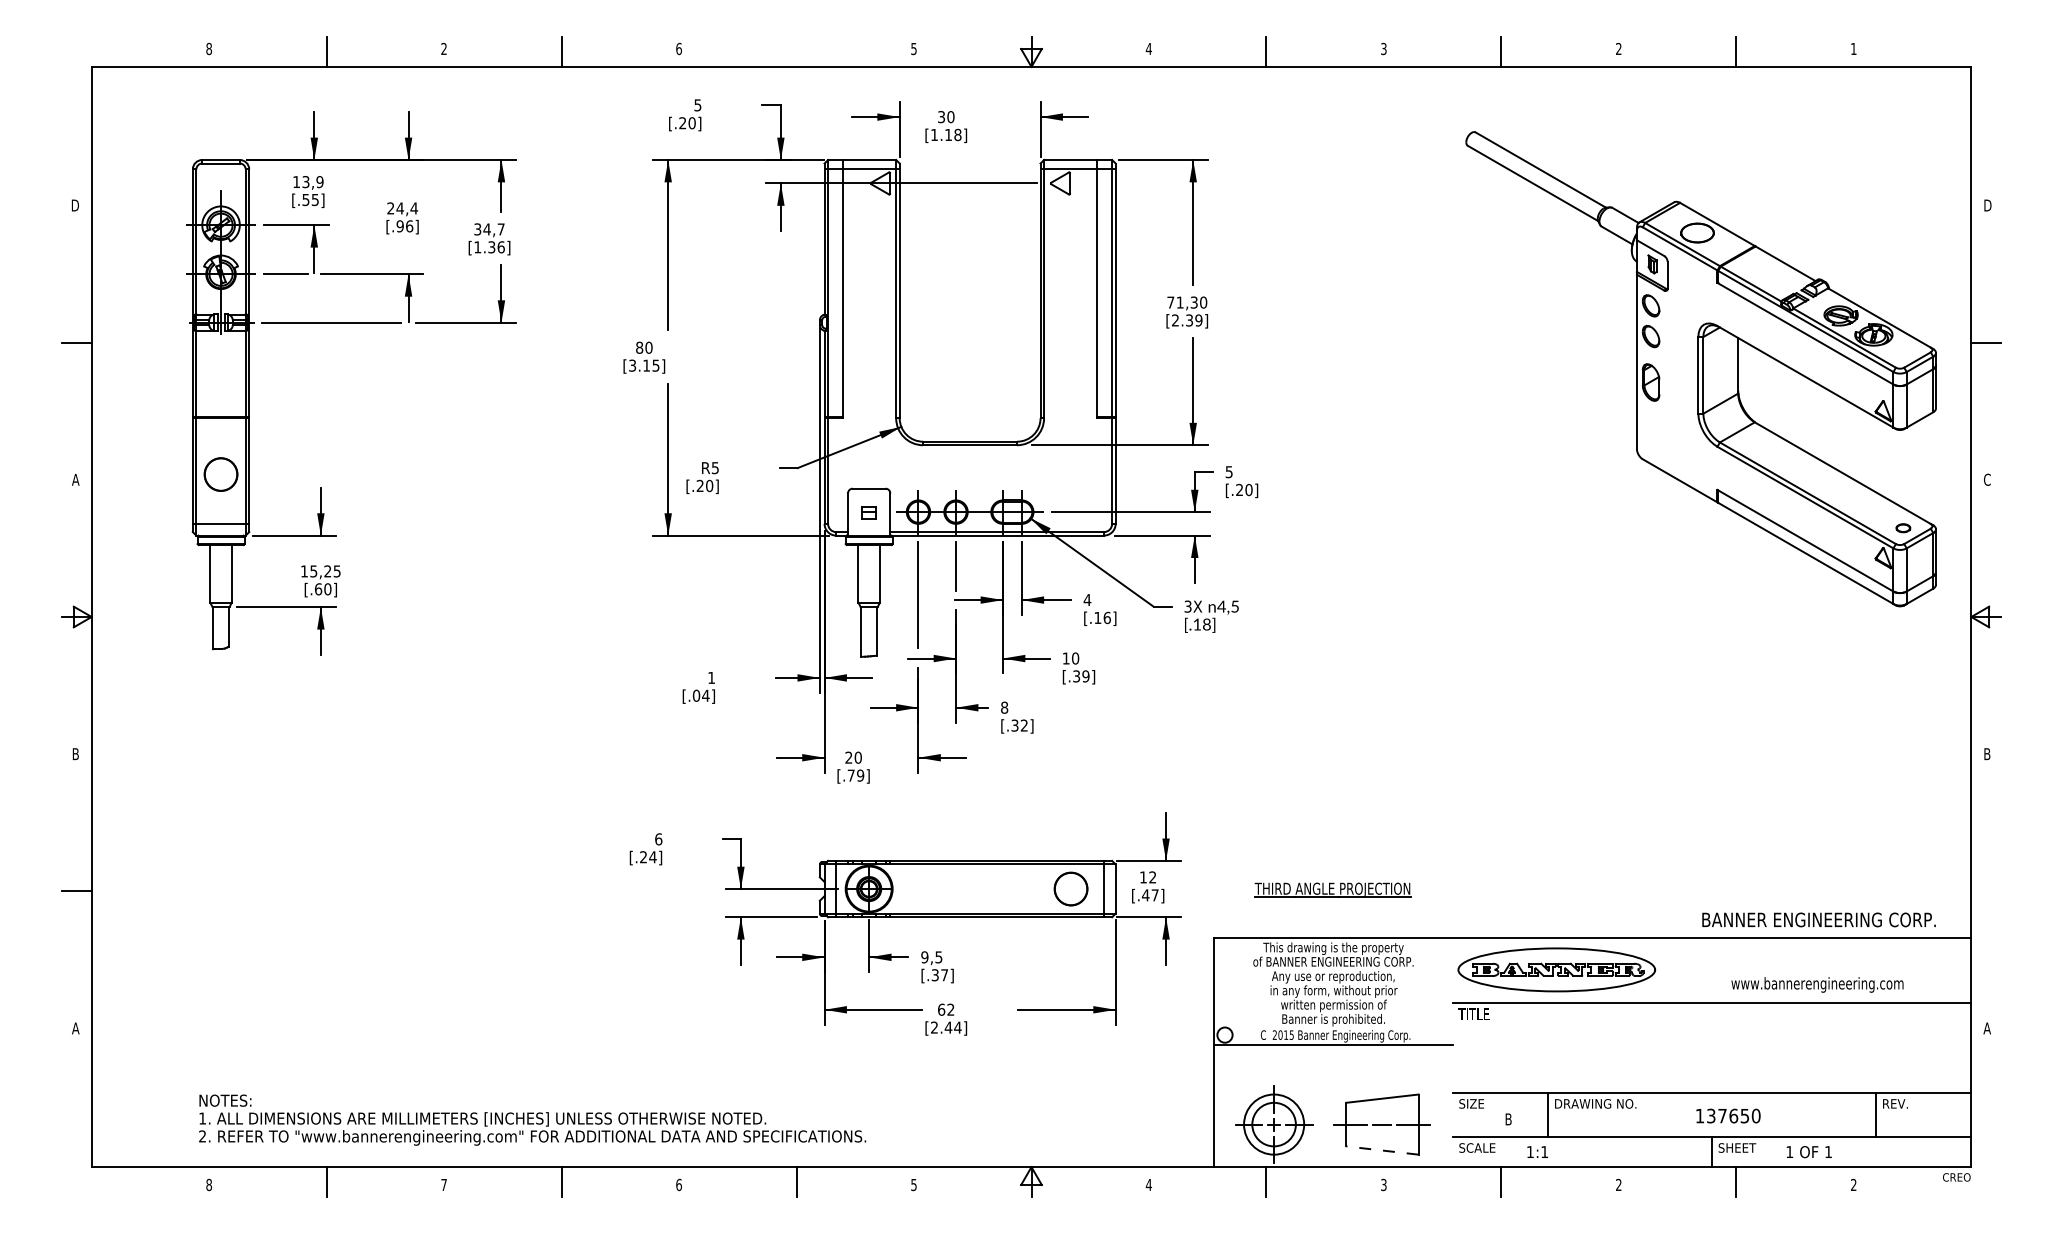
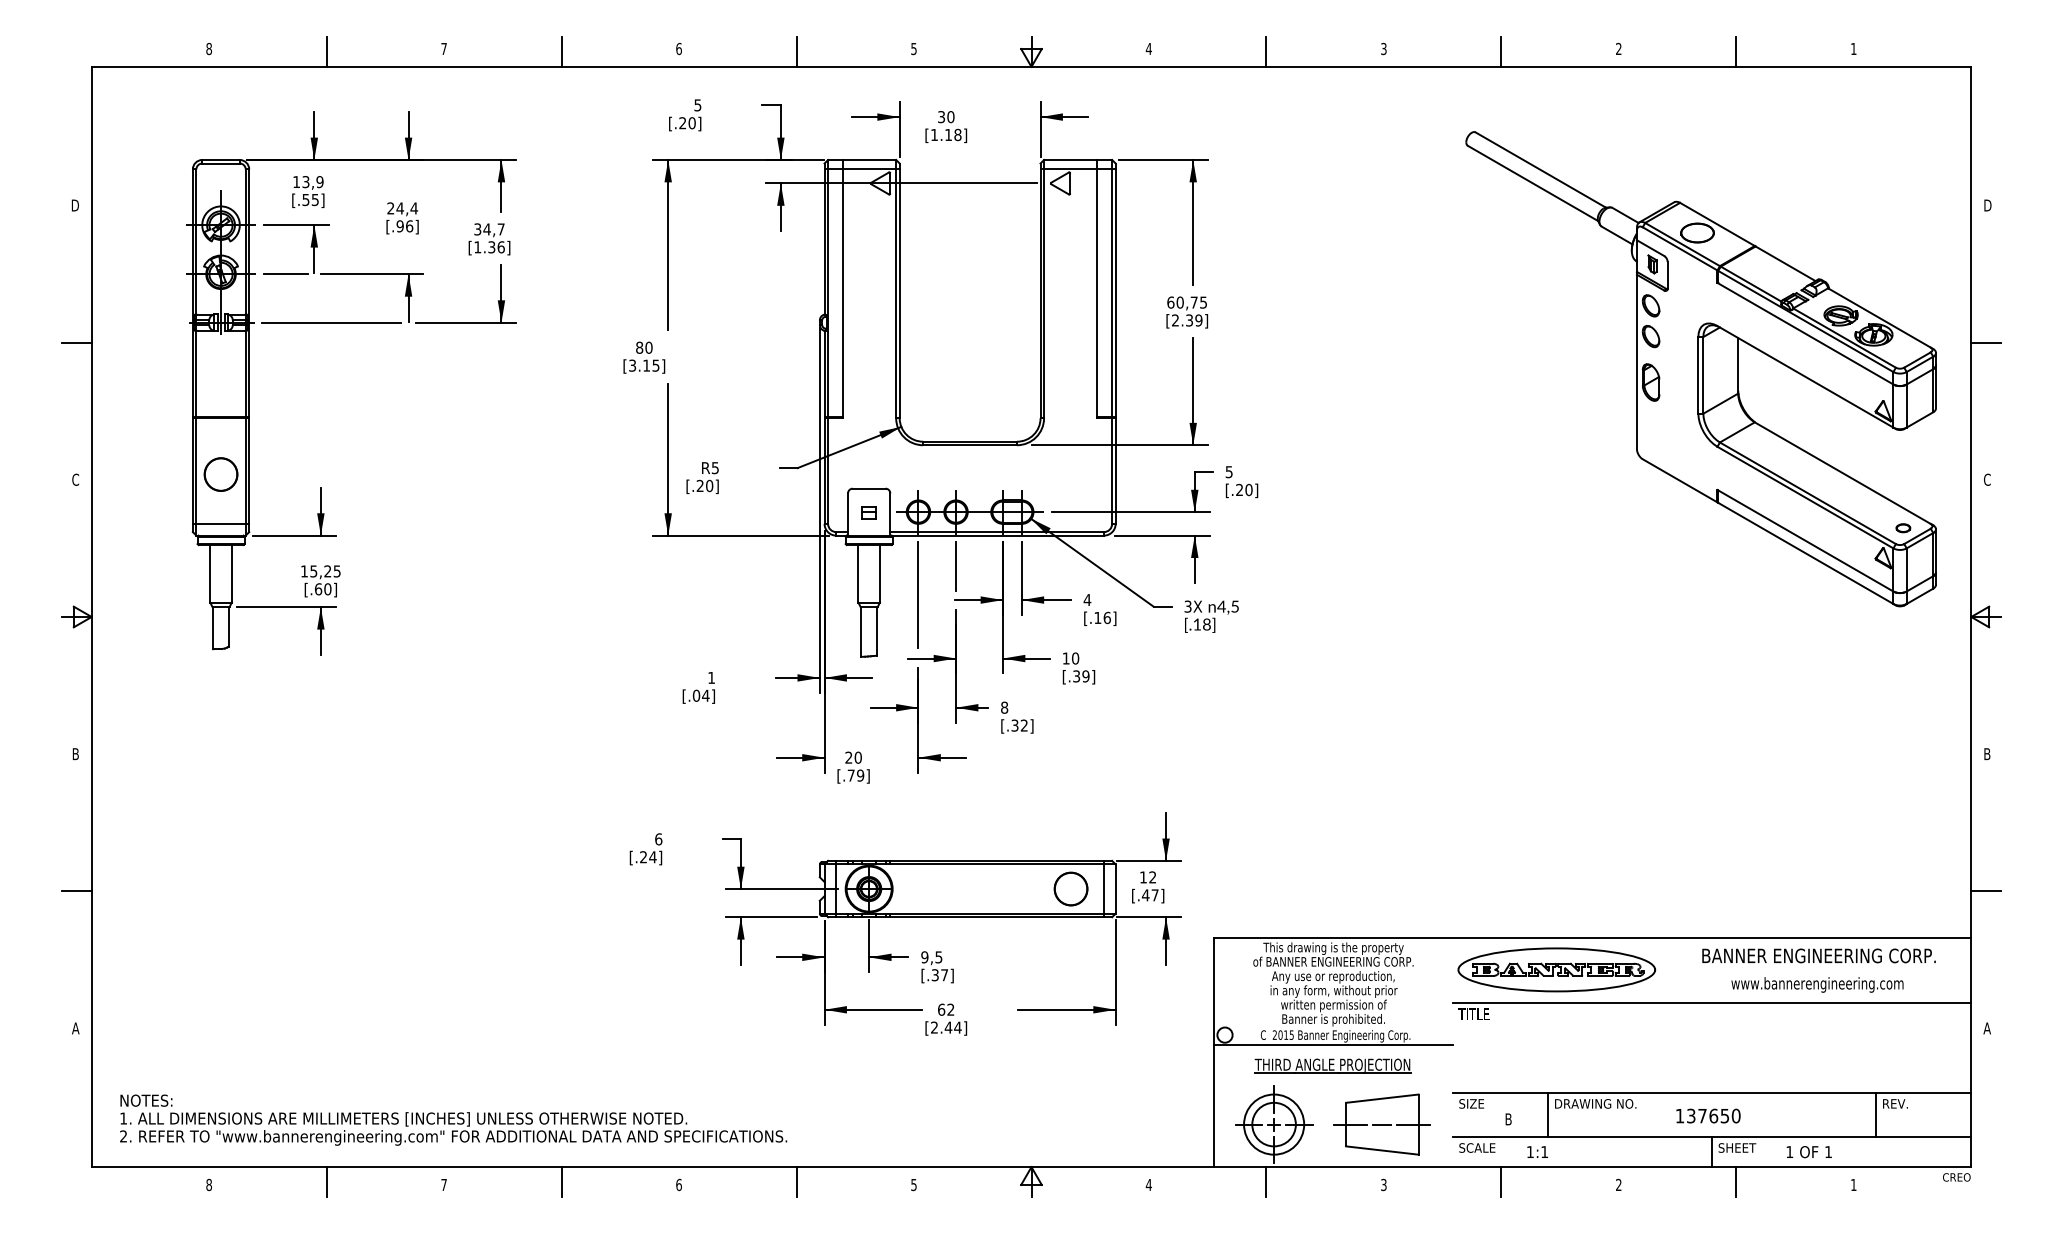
text: 2 -> 7 (443, 48)
line: none -> present (796, 51)
text: 71,30 -> 60,75 (1187, 302)
text: A -> C (75, 479)
part position: (1332, 889) -> (1332, 1065) (1332, 1065)
line: none -> present (1986, 891)
text position: (1818, 919) -> (1818, 955) (1818, 955)
text position: (1728, 1115) -> (1708, 1115) (1708, 1115)
text position: (532, 1119) -> (453, 1119) (453, 1119)
line: dashed -> solid (1381, 1150)
text: 2 -> 1 (1853, 1184)
